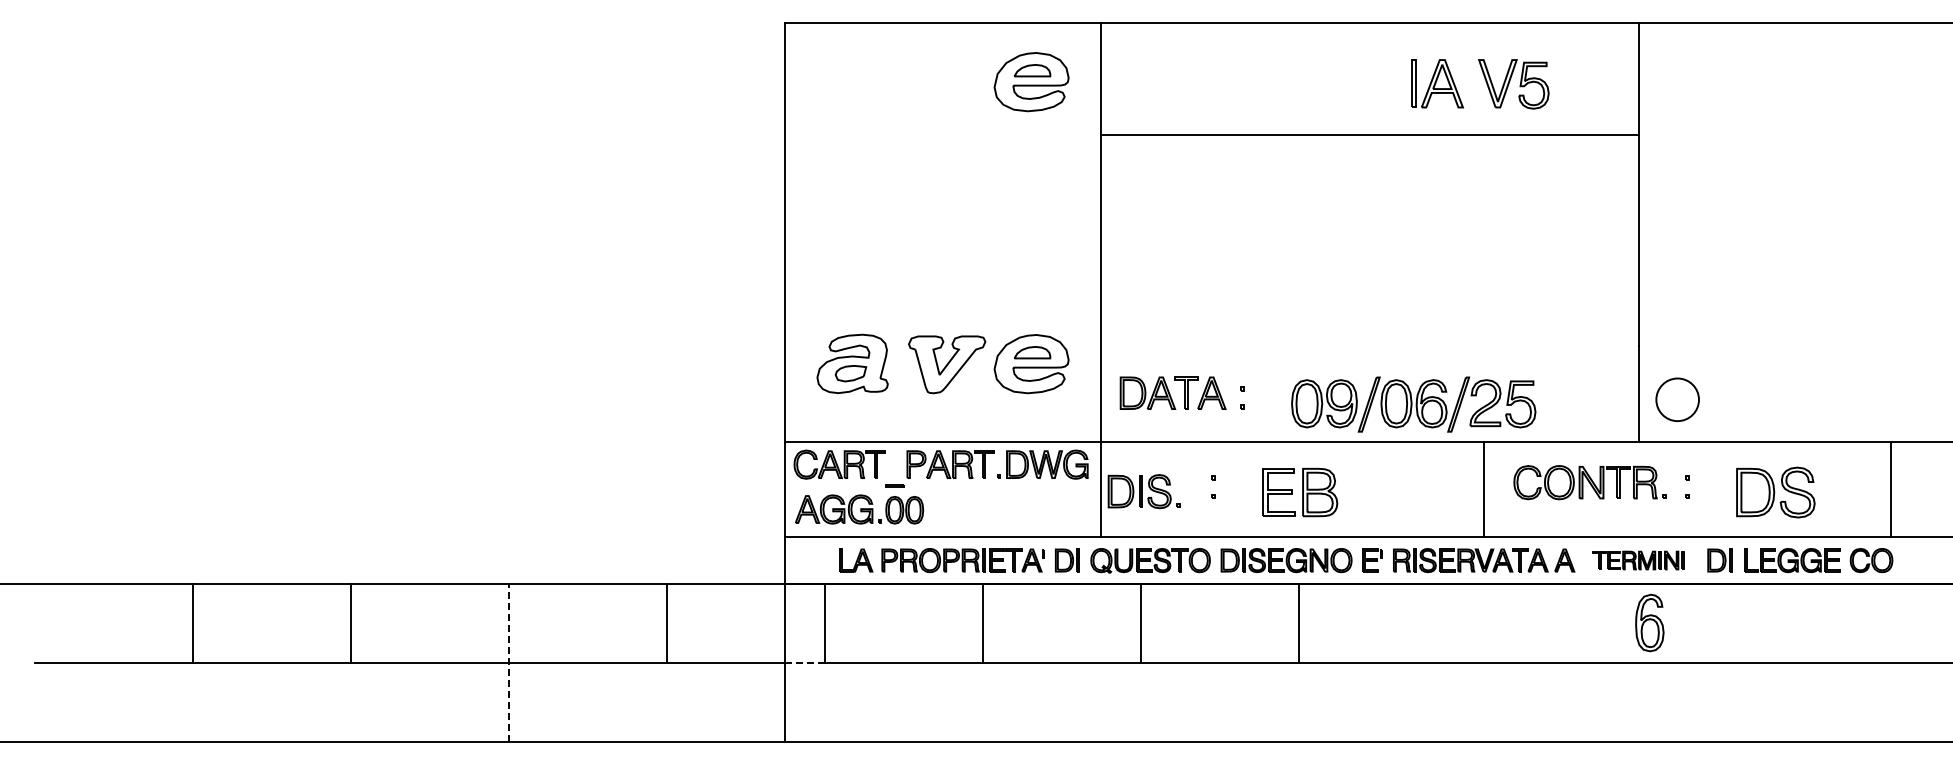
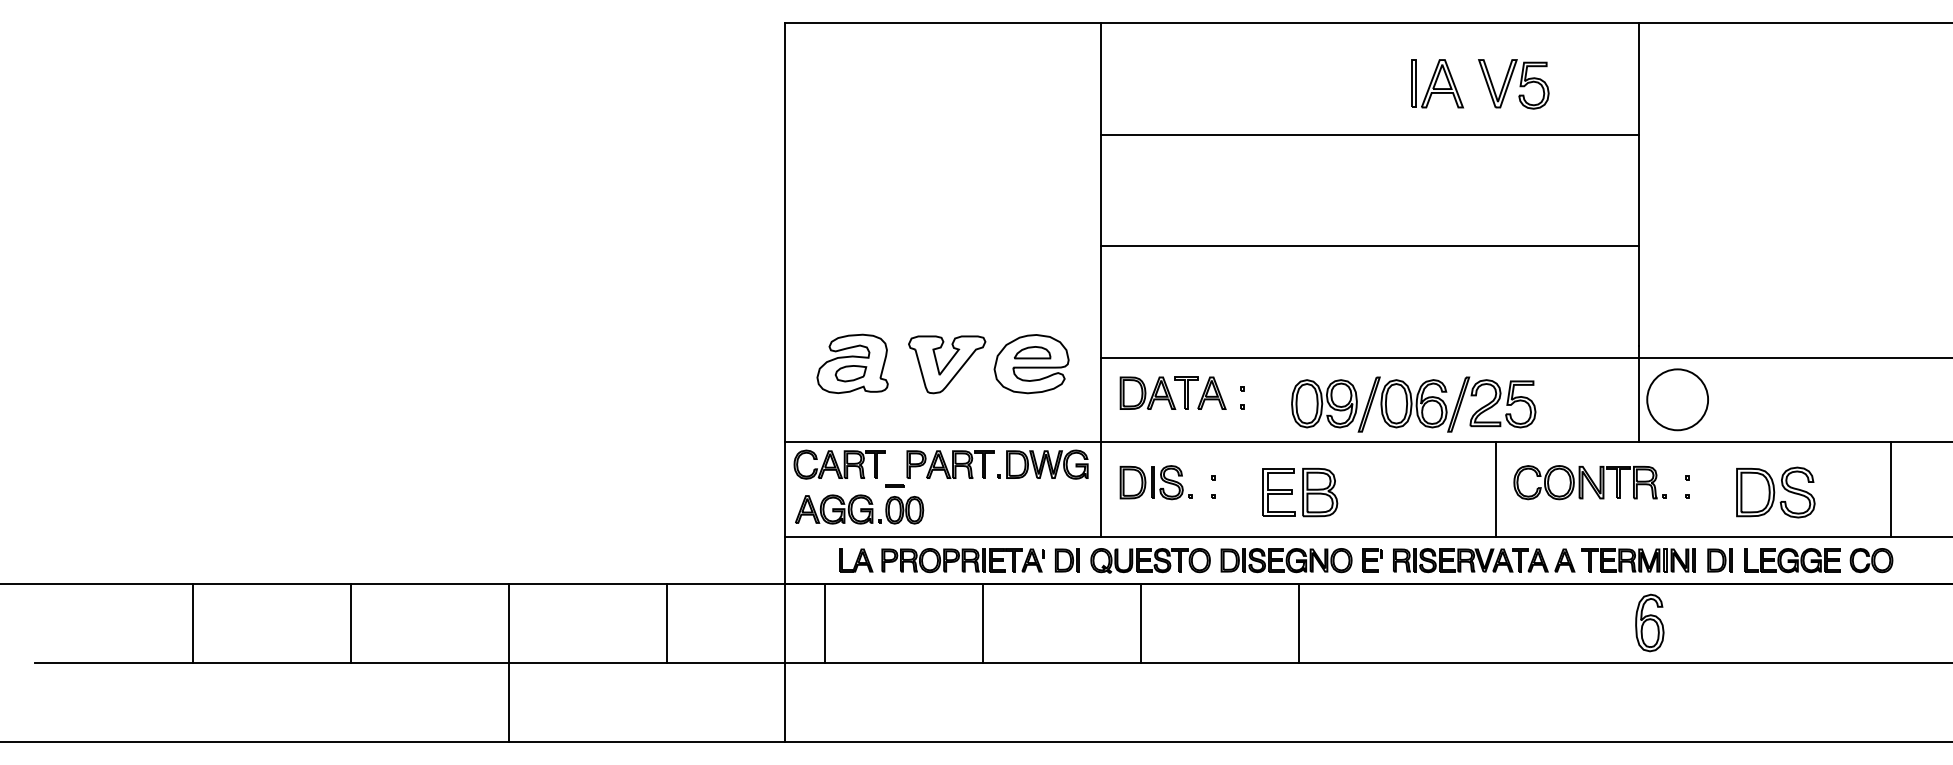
part: present -> none (1031, 82)
line: none -> present (1369, 246)
line: none -> present (1525, 358)
circle diameter: 43 px -> 61 px (1677, 399)
line position: (1484, 488) -> (1496, 488) (1496, 488)
part position: (1143, 491) -> (1155, 482) (1155, 482)
part size: 93x21 px -> 115x25 px (1638, 560)
line: dashed -> solid (508, 662)
line: dashed -> solid (805, 662)
